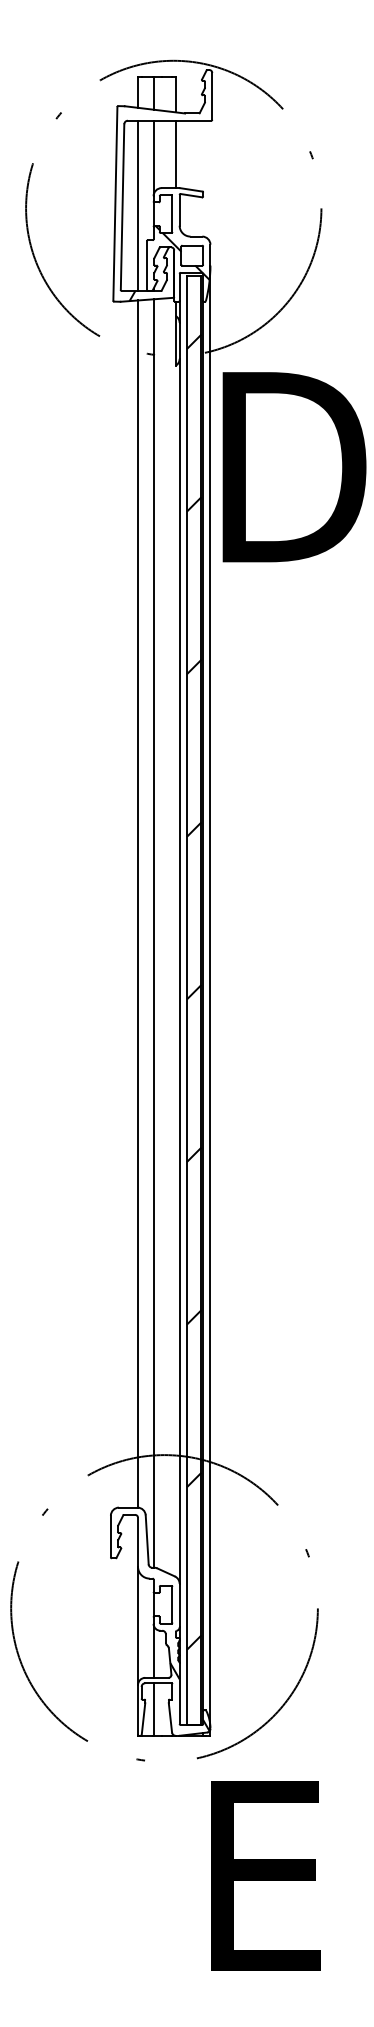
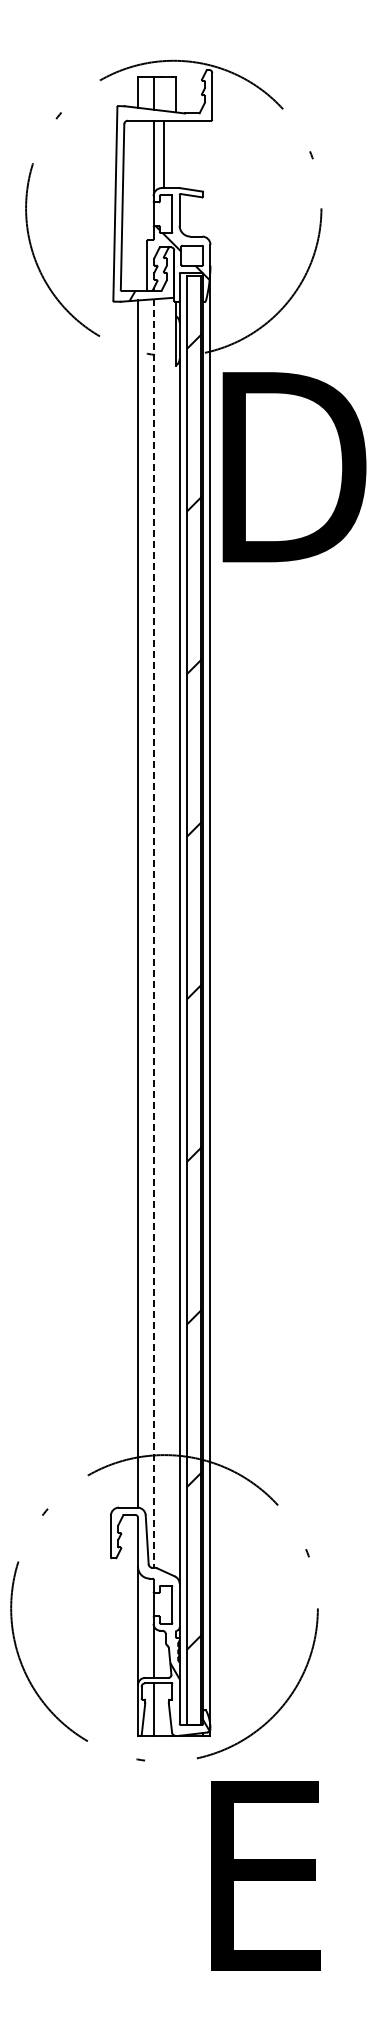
line position: (175, 154) -> (163, 154) (163, 154)
line: present -> none (138, 205)
line: solid -> dashed (153, 934)
